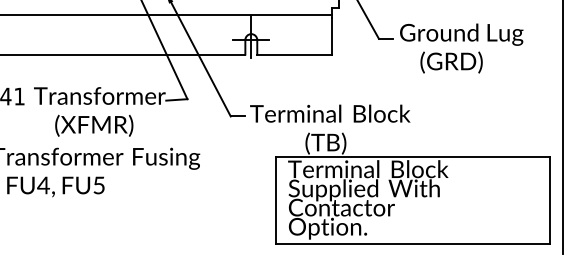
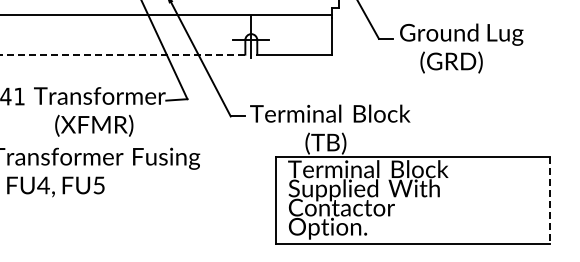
line: solid -> dashed (122, 54)
line: present -> none (562, 128)
line: solid -> dashed (549, 201)
